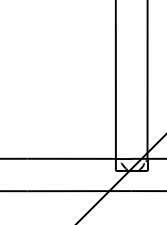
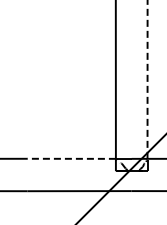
line: solid -> dashed (147, 79)
line: solid -> dashed (71, 158)
